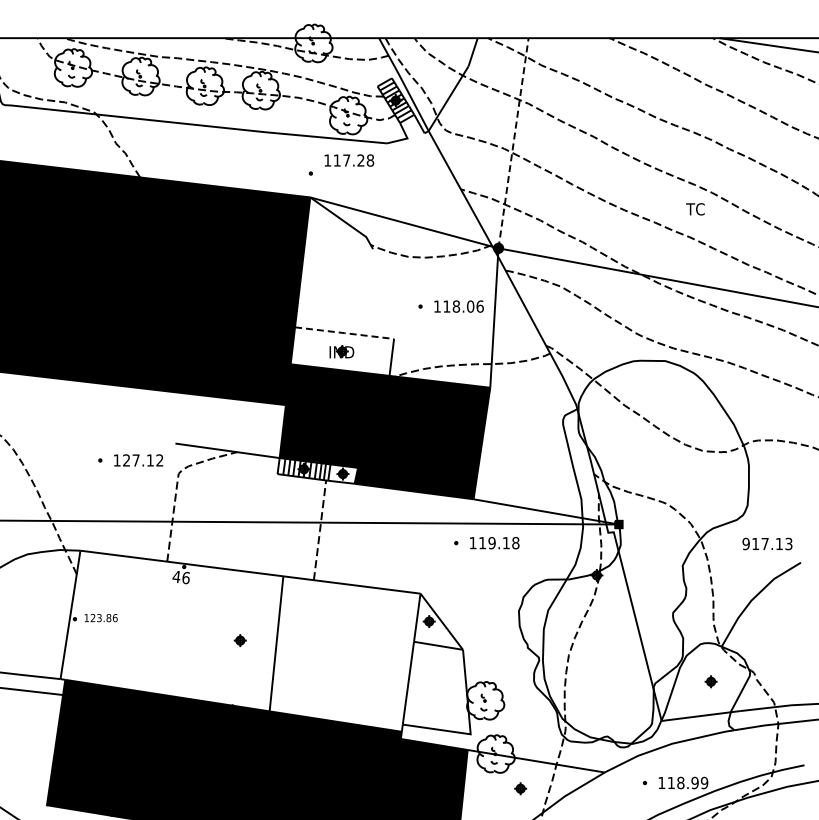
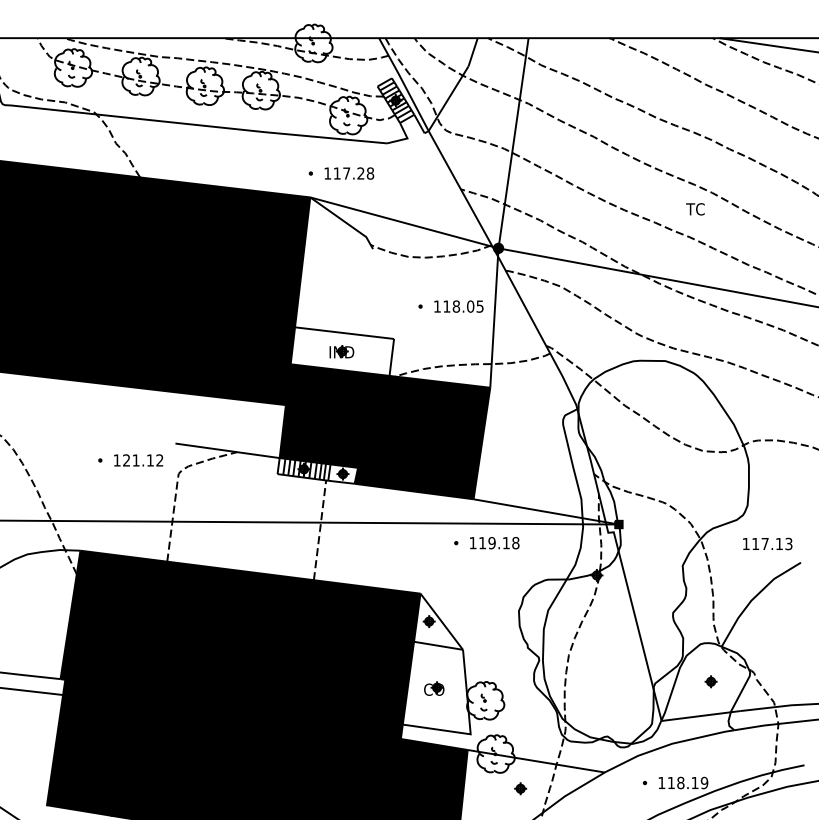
line: dashed -> solid (513, 143)
text position: (349, 160) -> (349, 173) (349, 173)
text: 118.06 -> 118.05 (479, 306)
line: dashed -> solid (344, 333)
text: 127.12 -> 121.12 (135, 460)
text: 917.13 -> 117.13 (745, 543)
fill: none -> present (240, 640)
part: none -> present (434, 688)
text: 118.99 -> 118.19 (694, 782)
